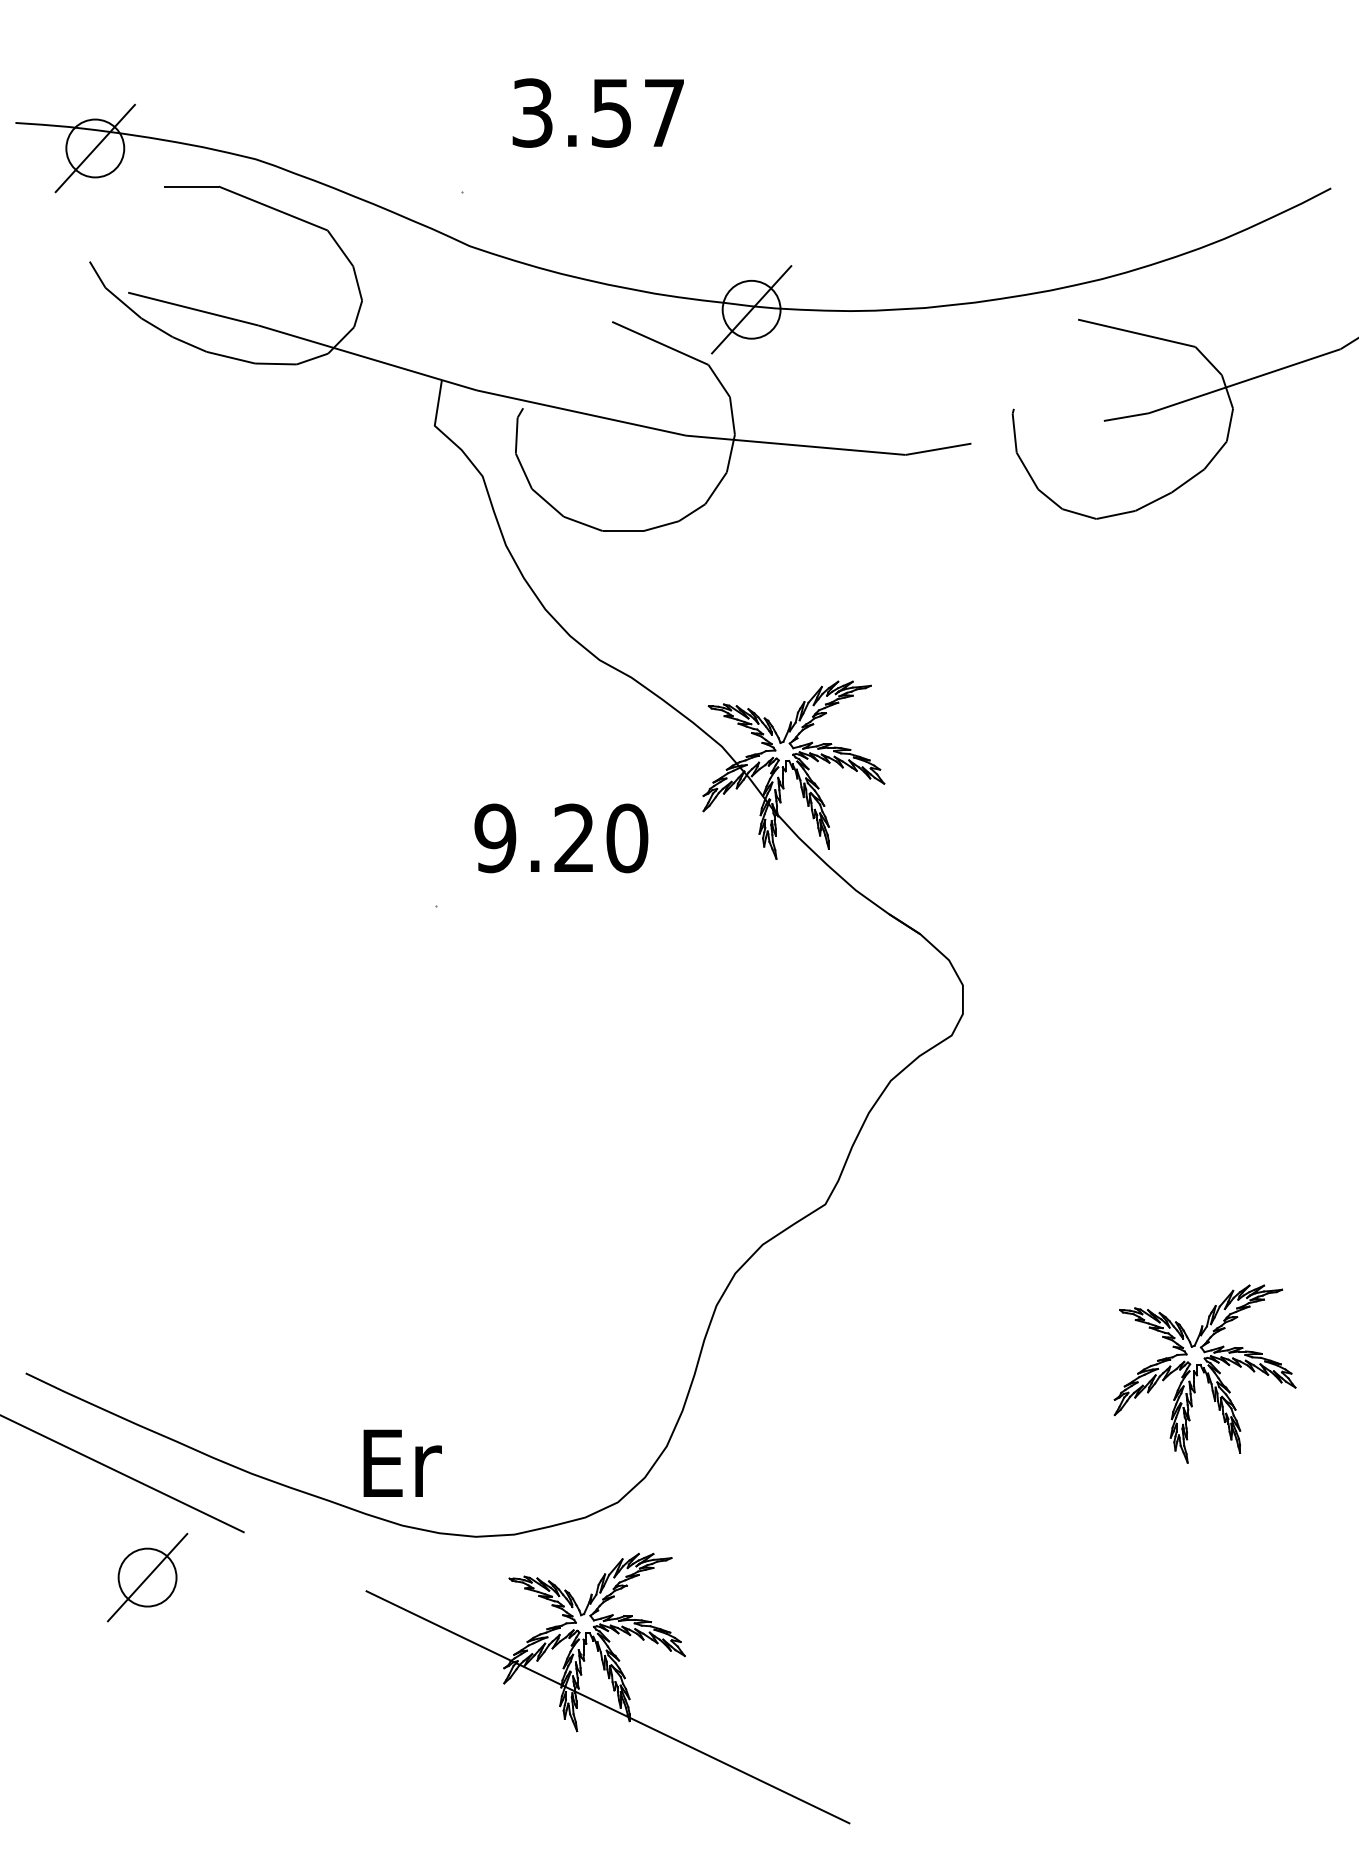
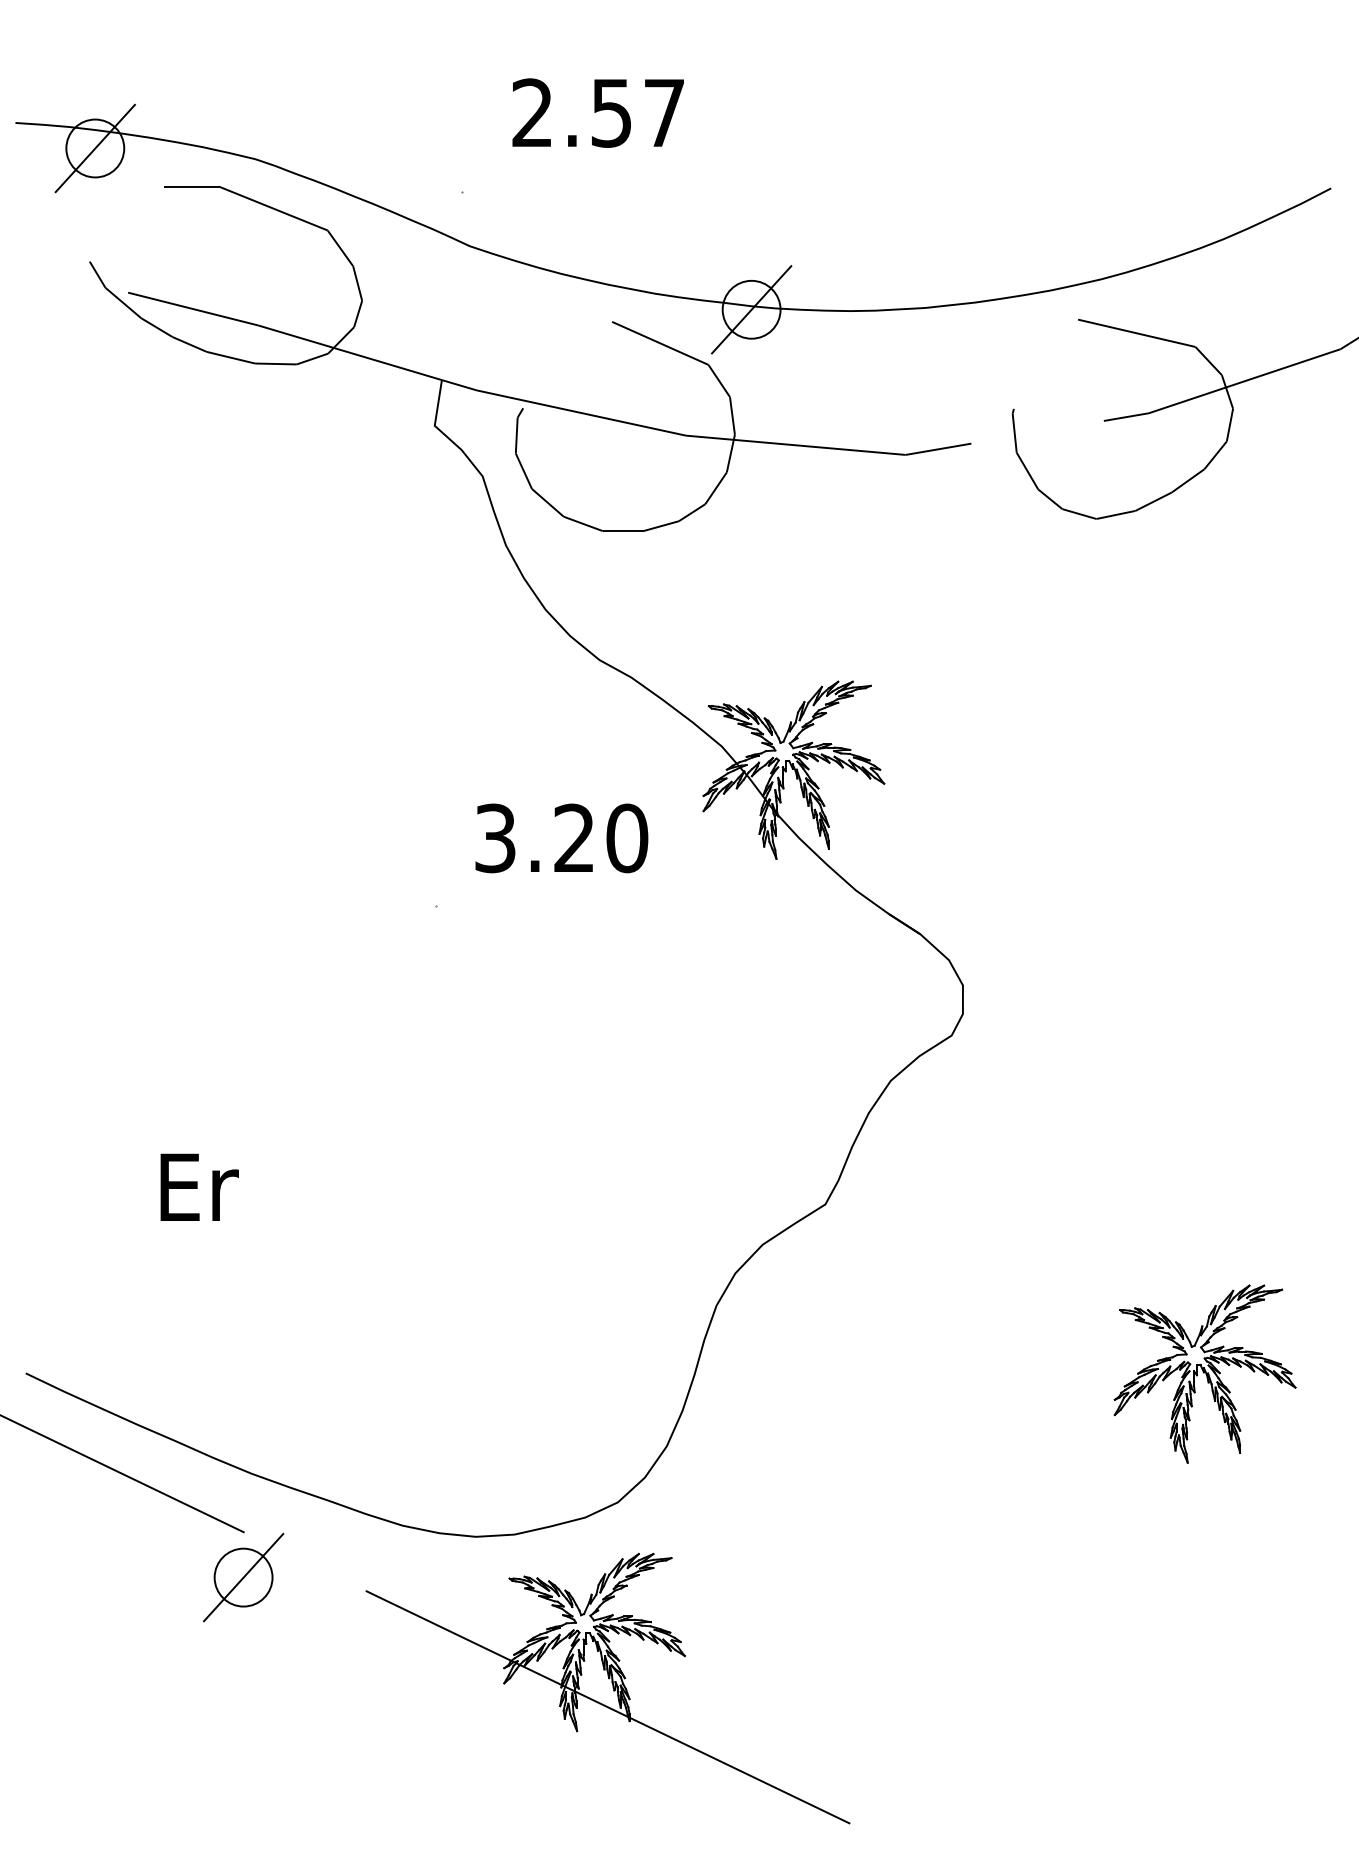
text: 3.57 -> 2.57 (532, 112)
text: 9.20 -> 3.20 (495, 838)
text position: (402, 1462) -> (199, 1186) (199, 1186)
part position: (147, 1577) -> (243, 1577) (243, 1577)
